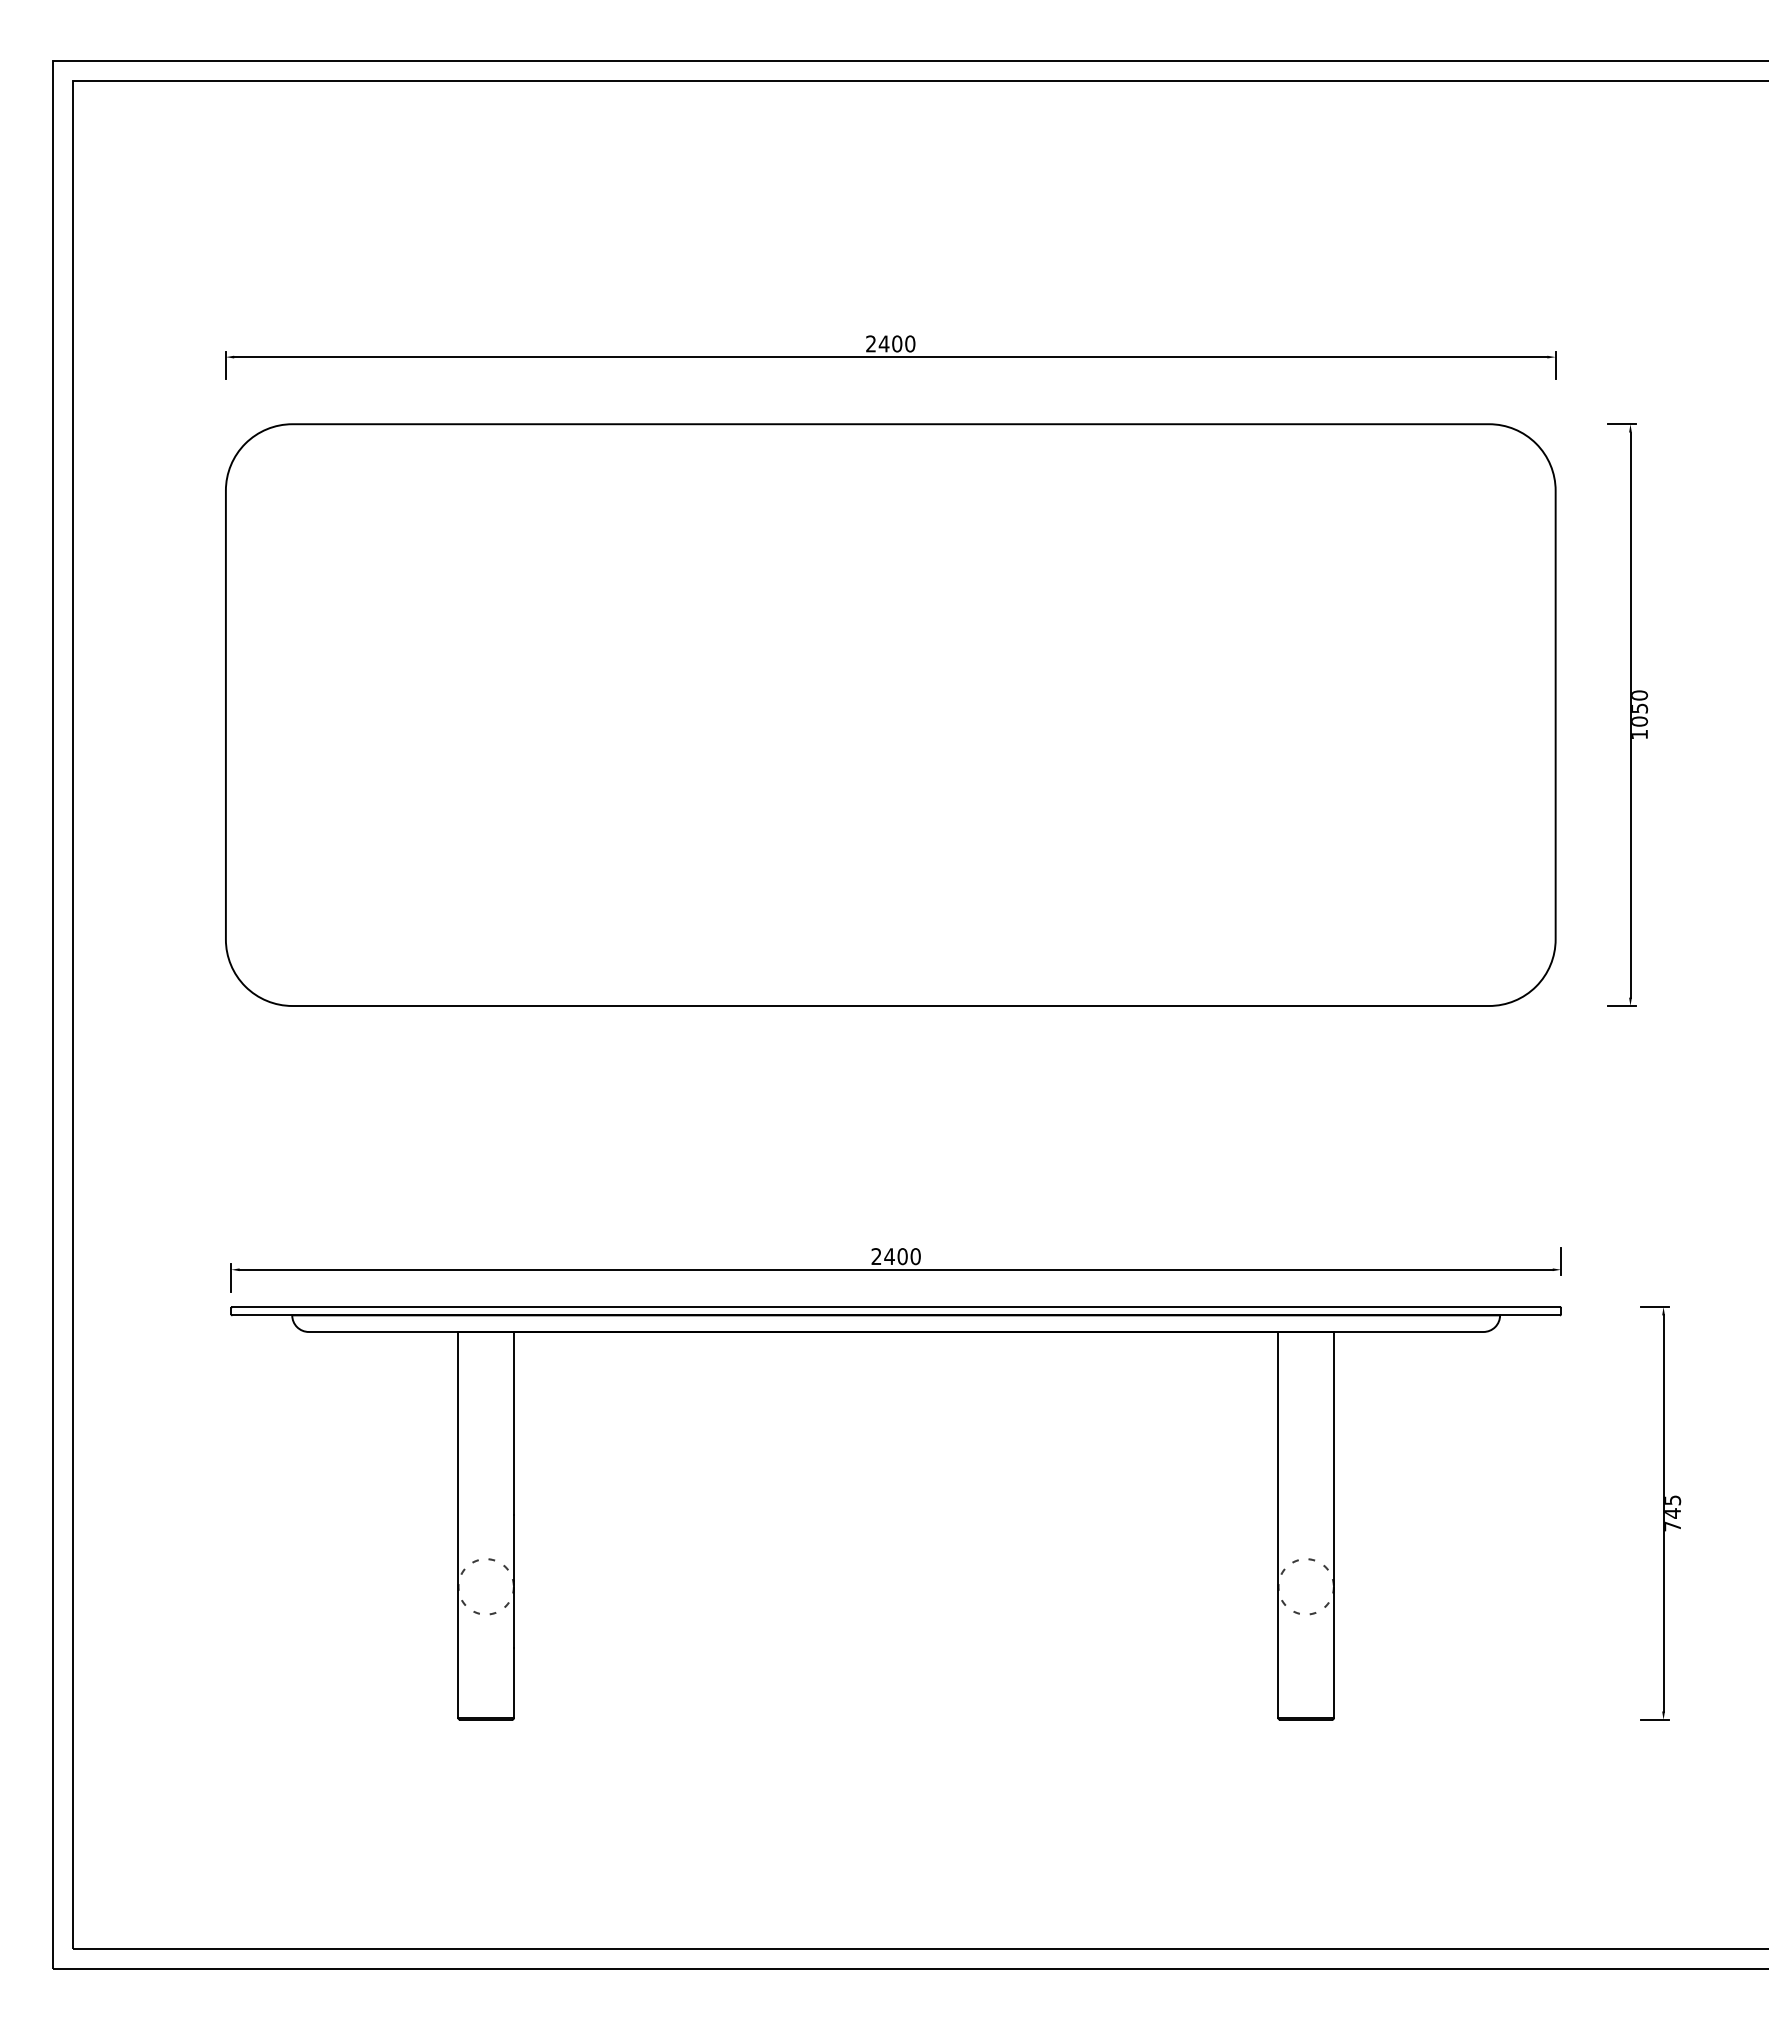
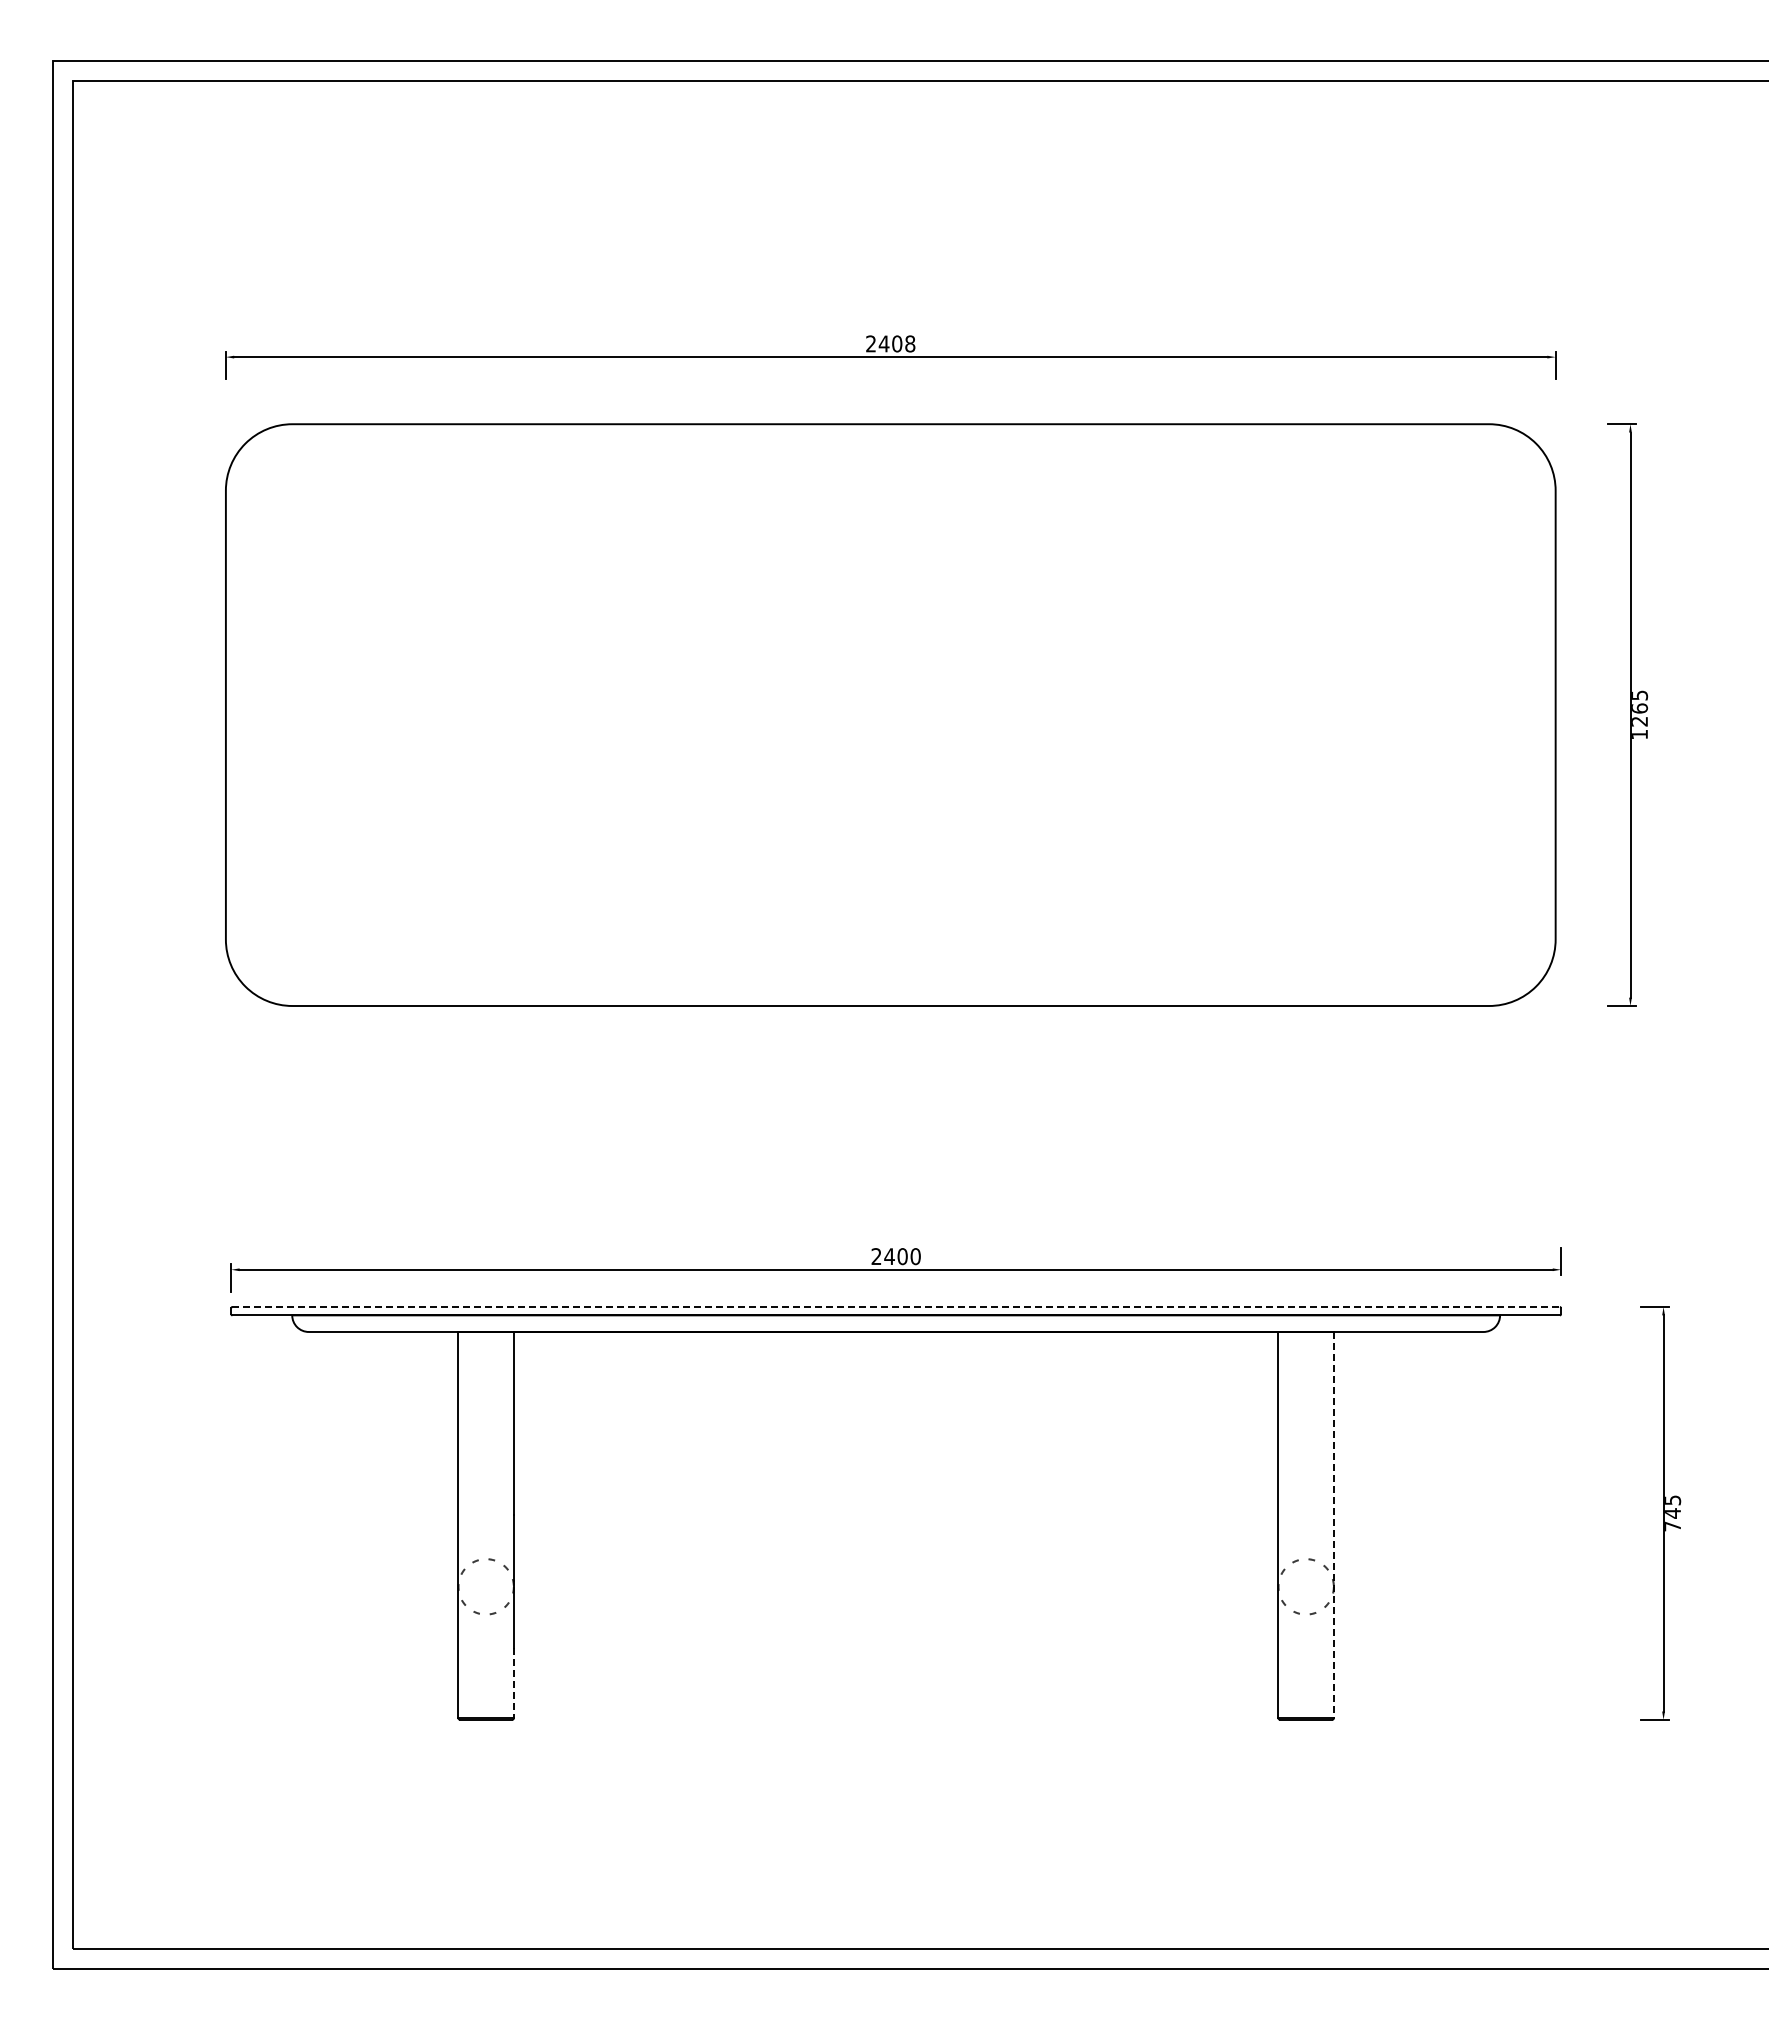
text: 2400 -> 2408 (910, 343)
text: 1050 -> 1265 (1640, 708)
line: solid -> dashed (896, 1307)
line: solid -> dashed (1333, 1525)
line: solid -> dashed (513, 1683)
